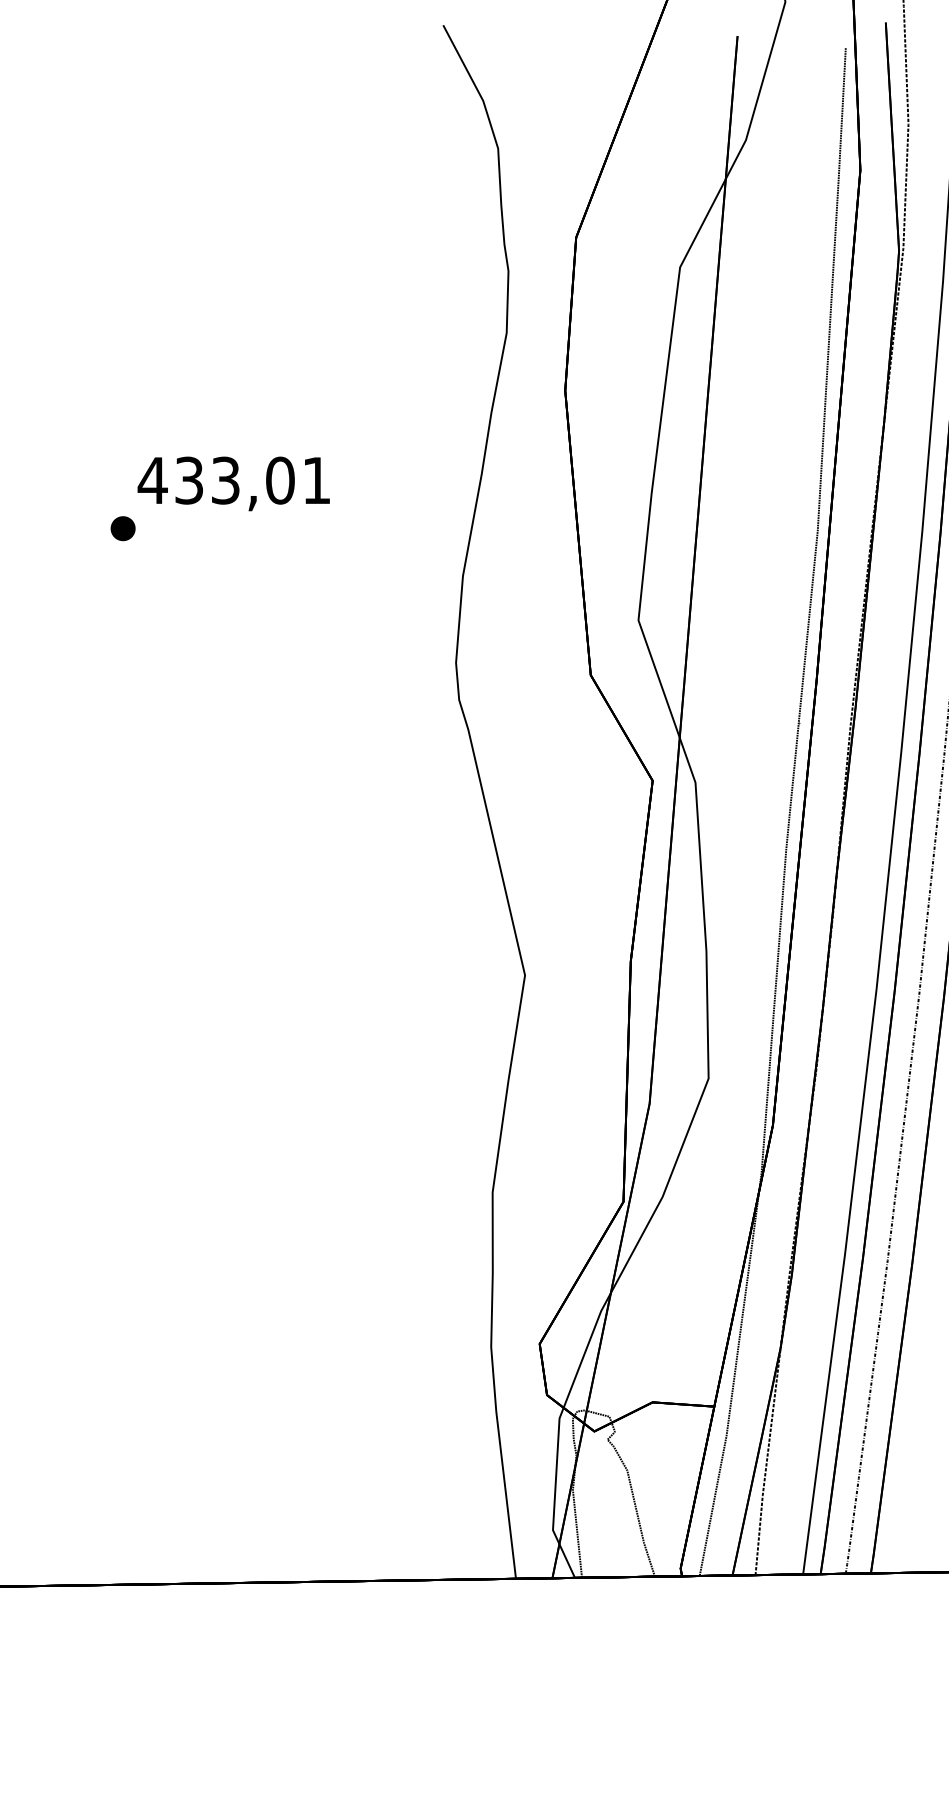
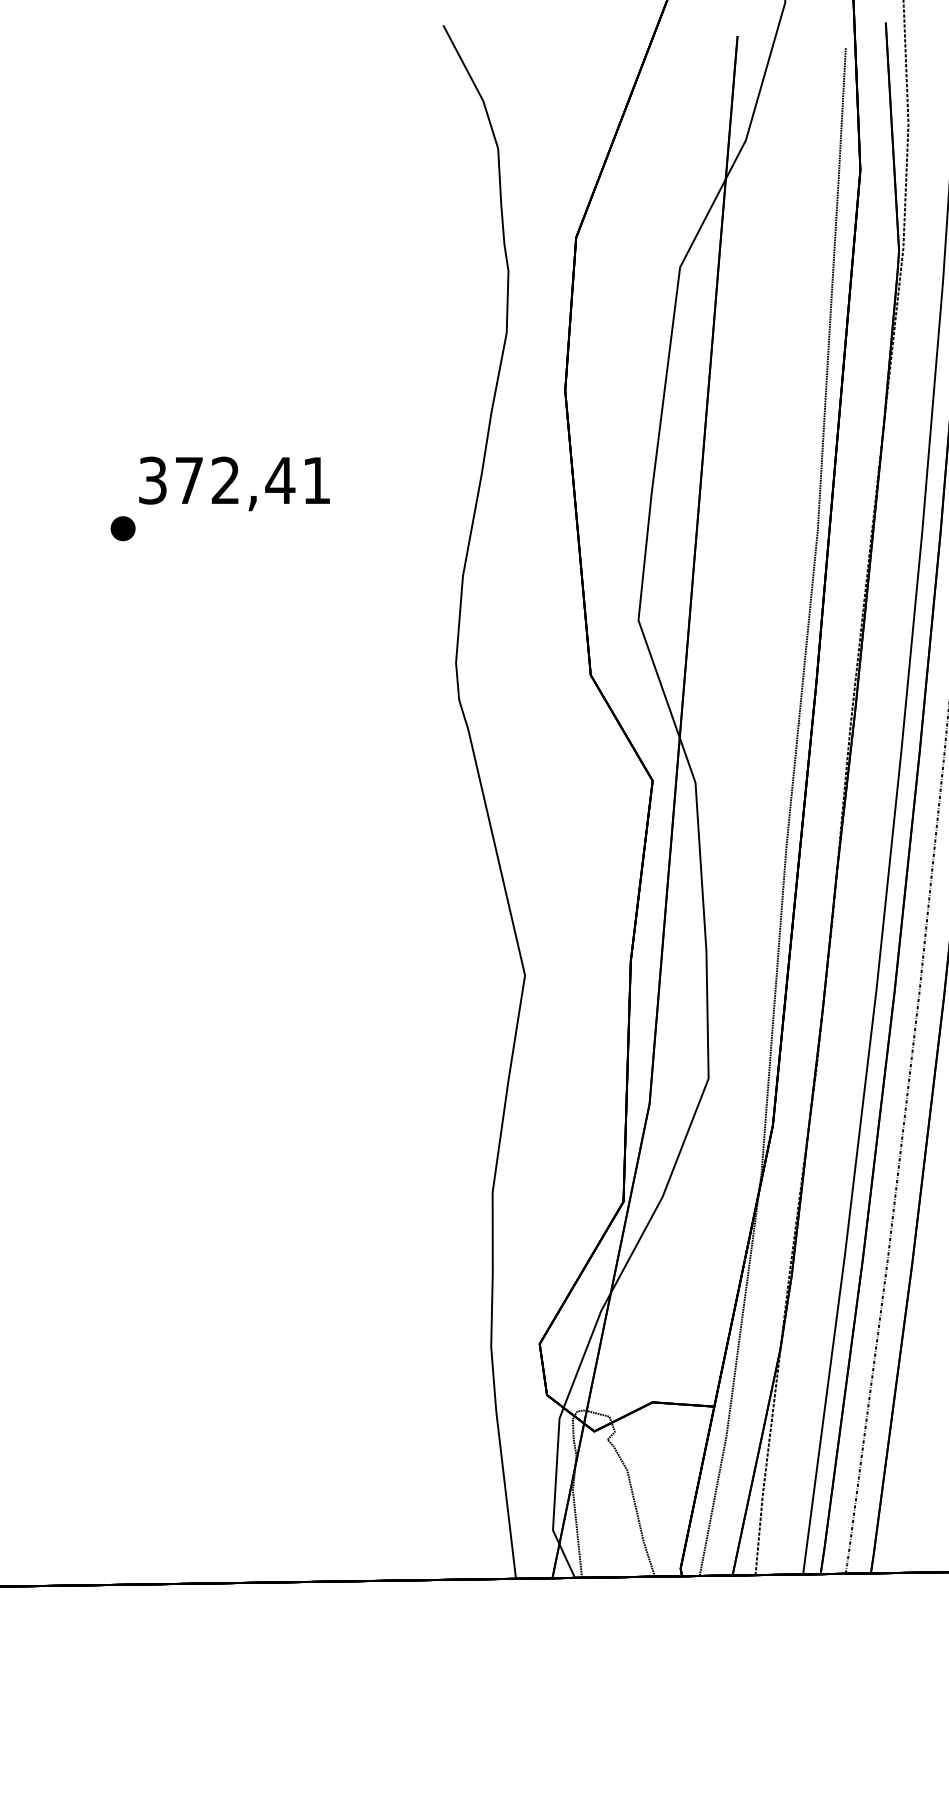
text: 433,01 -> 372,41 (216, 480)
